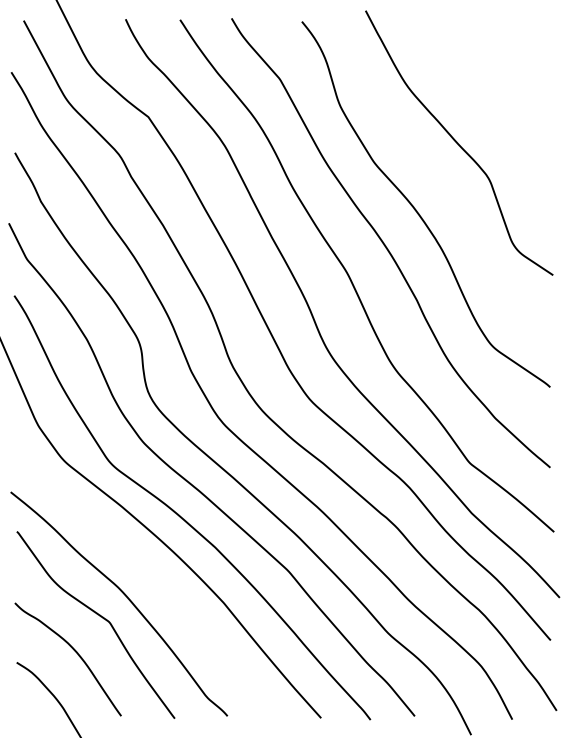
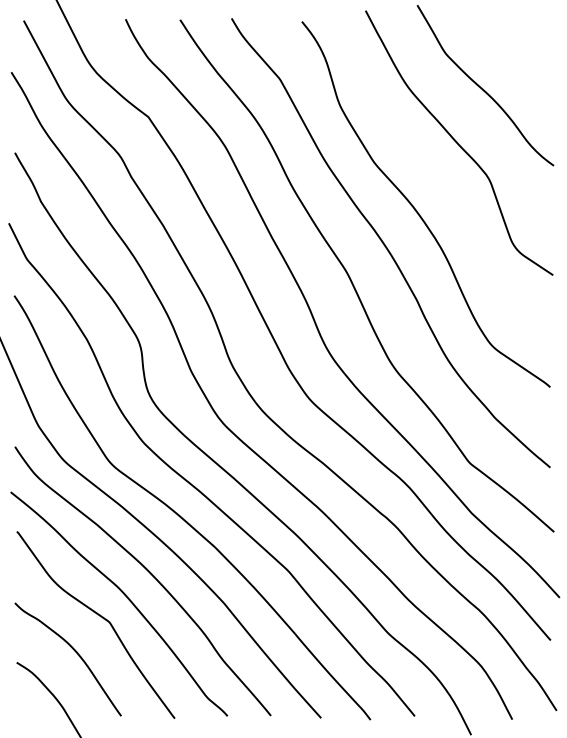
curve: none -> present (483, 88)
curve: none -> present (149, 573)
